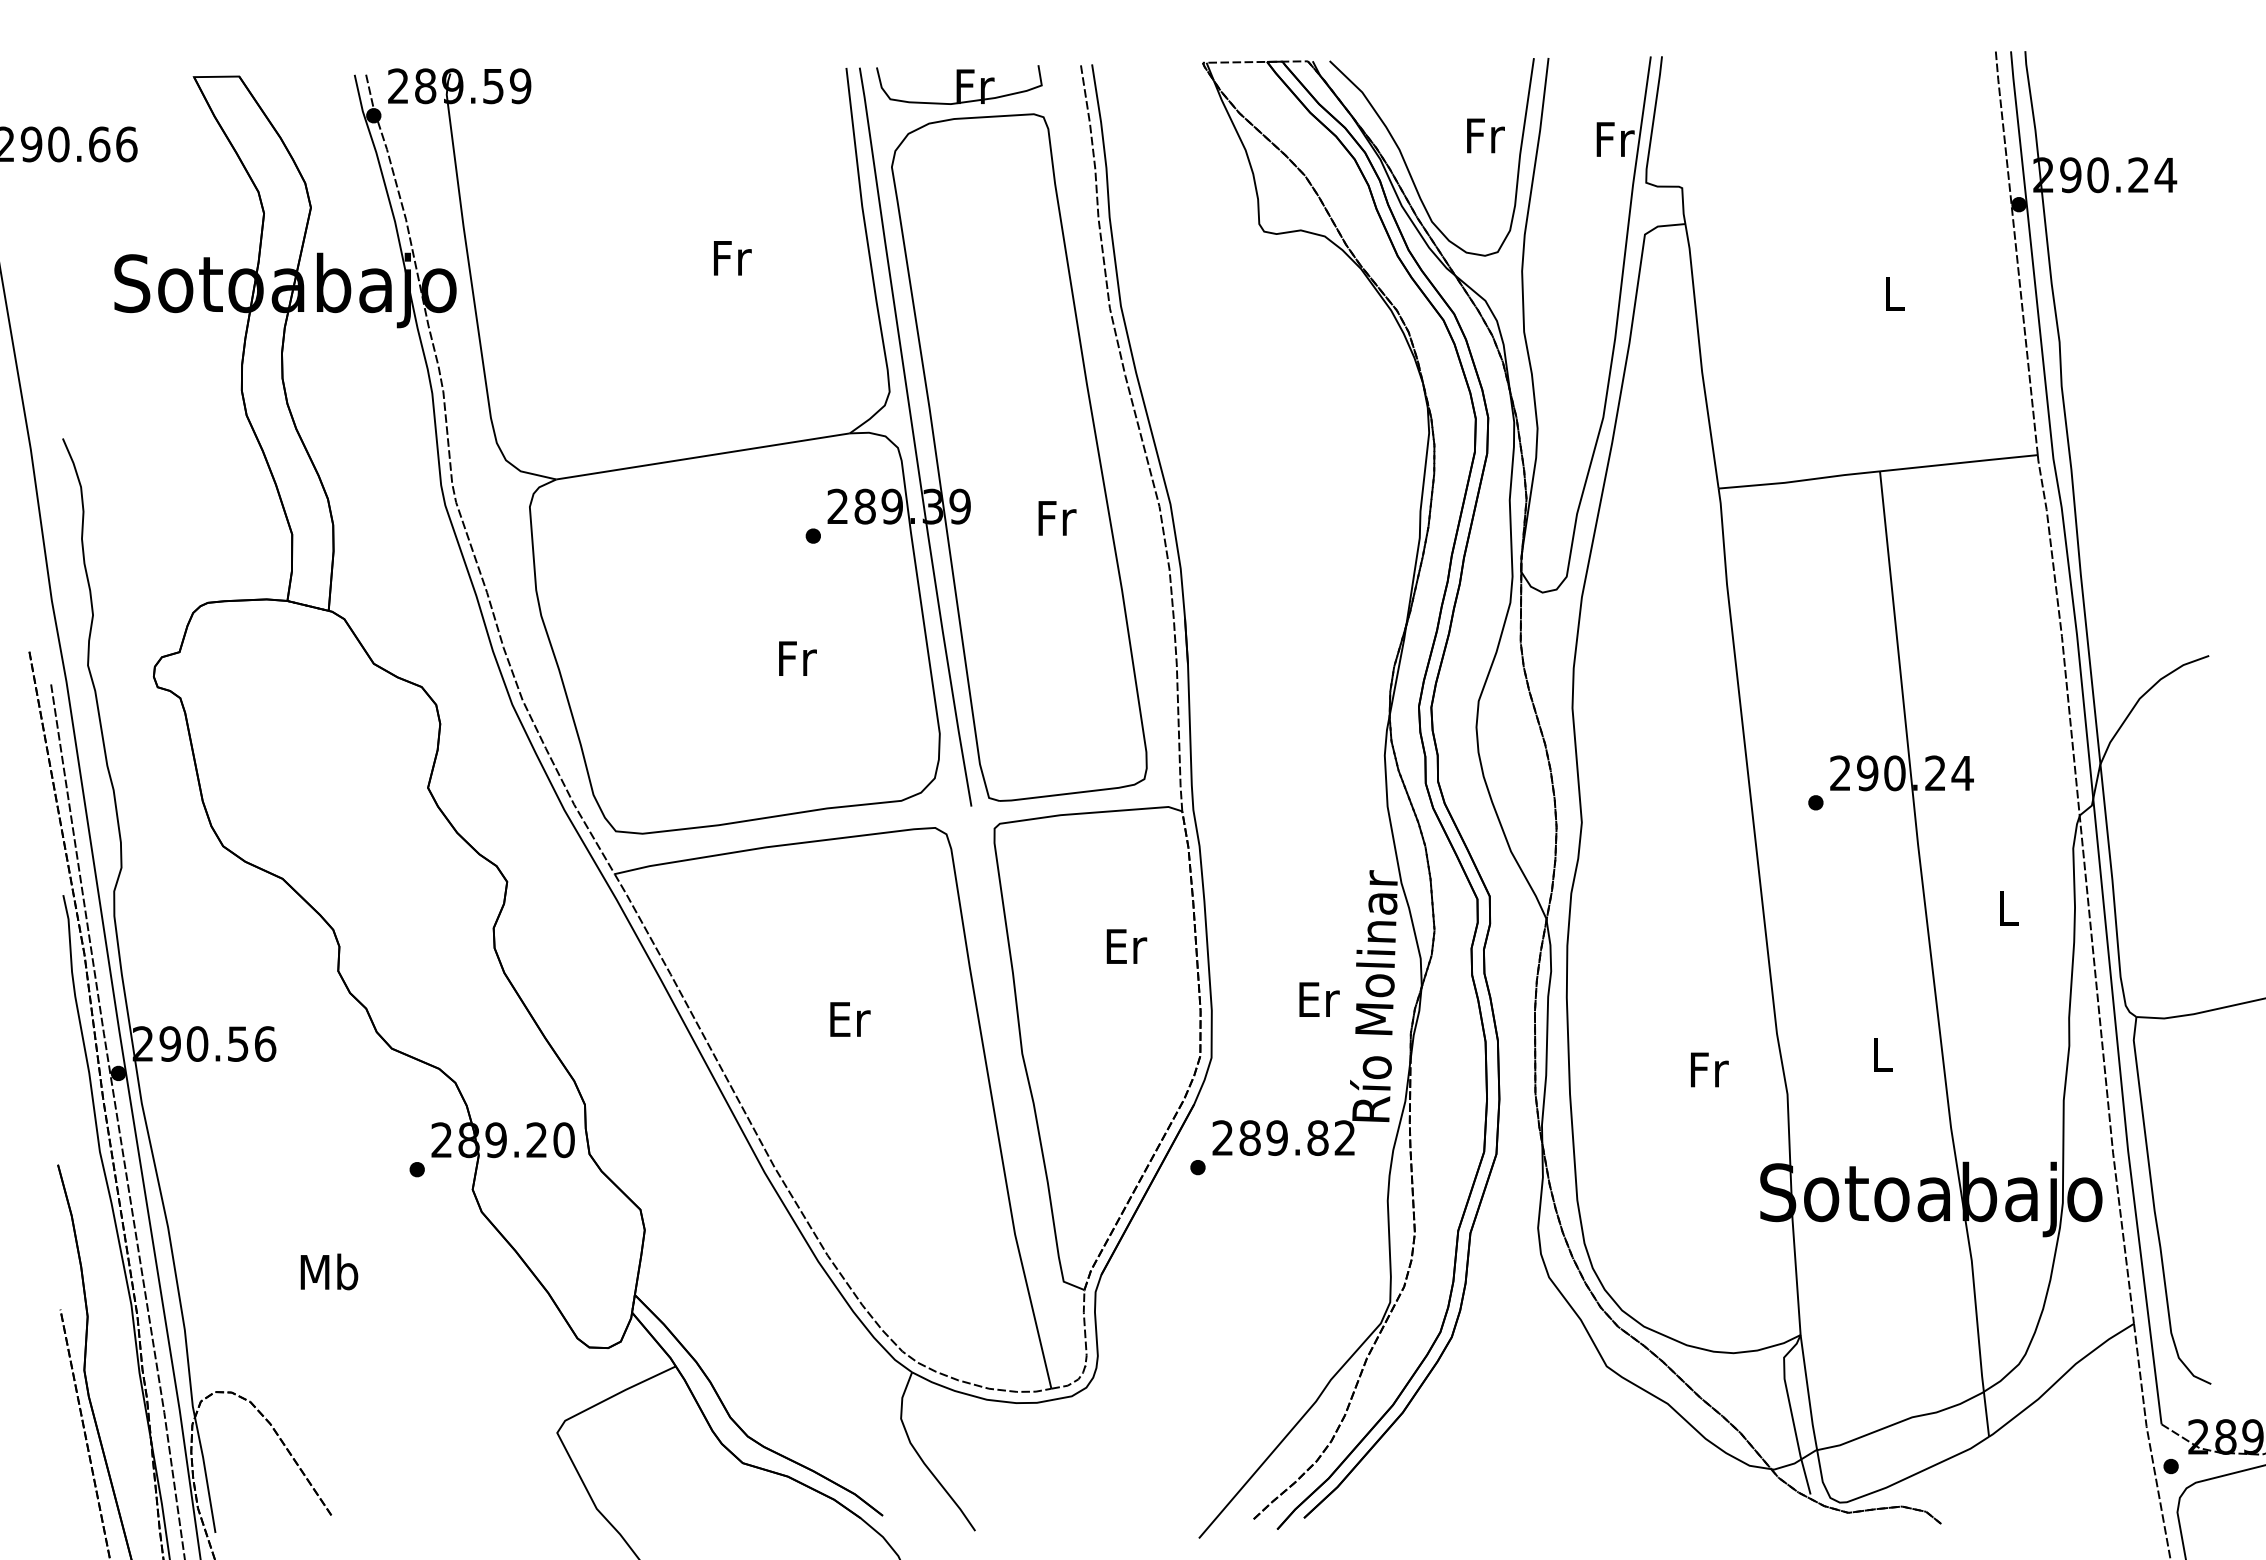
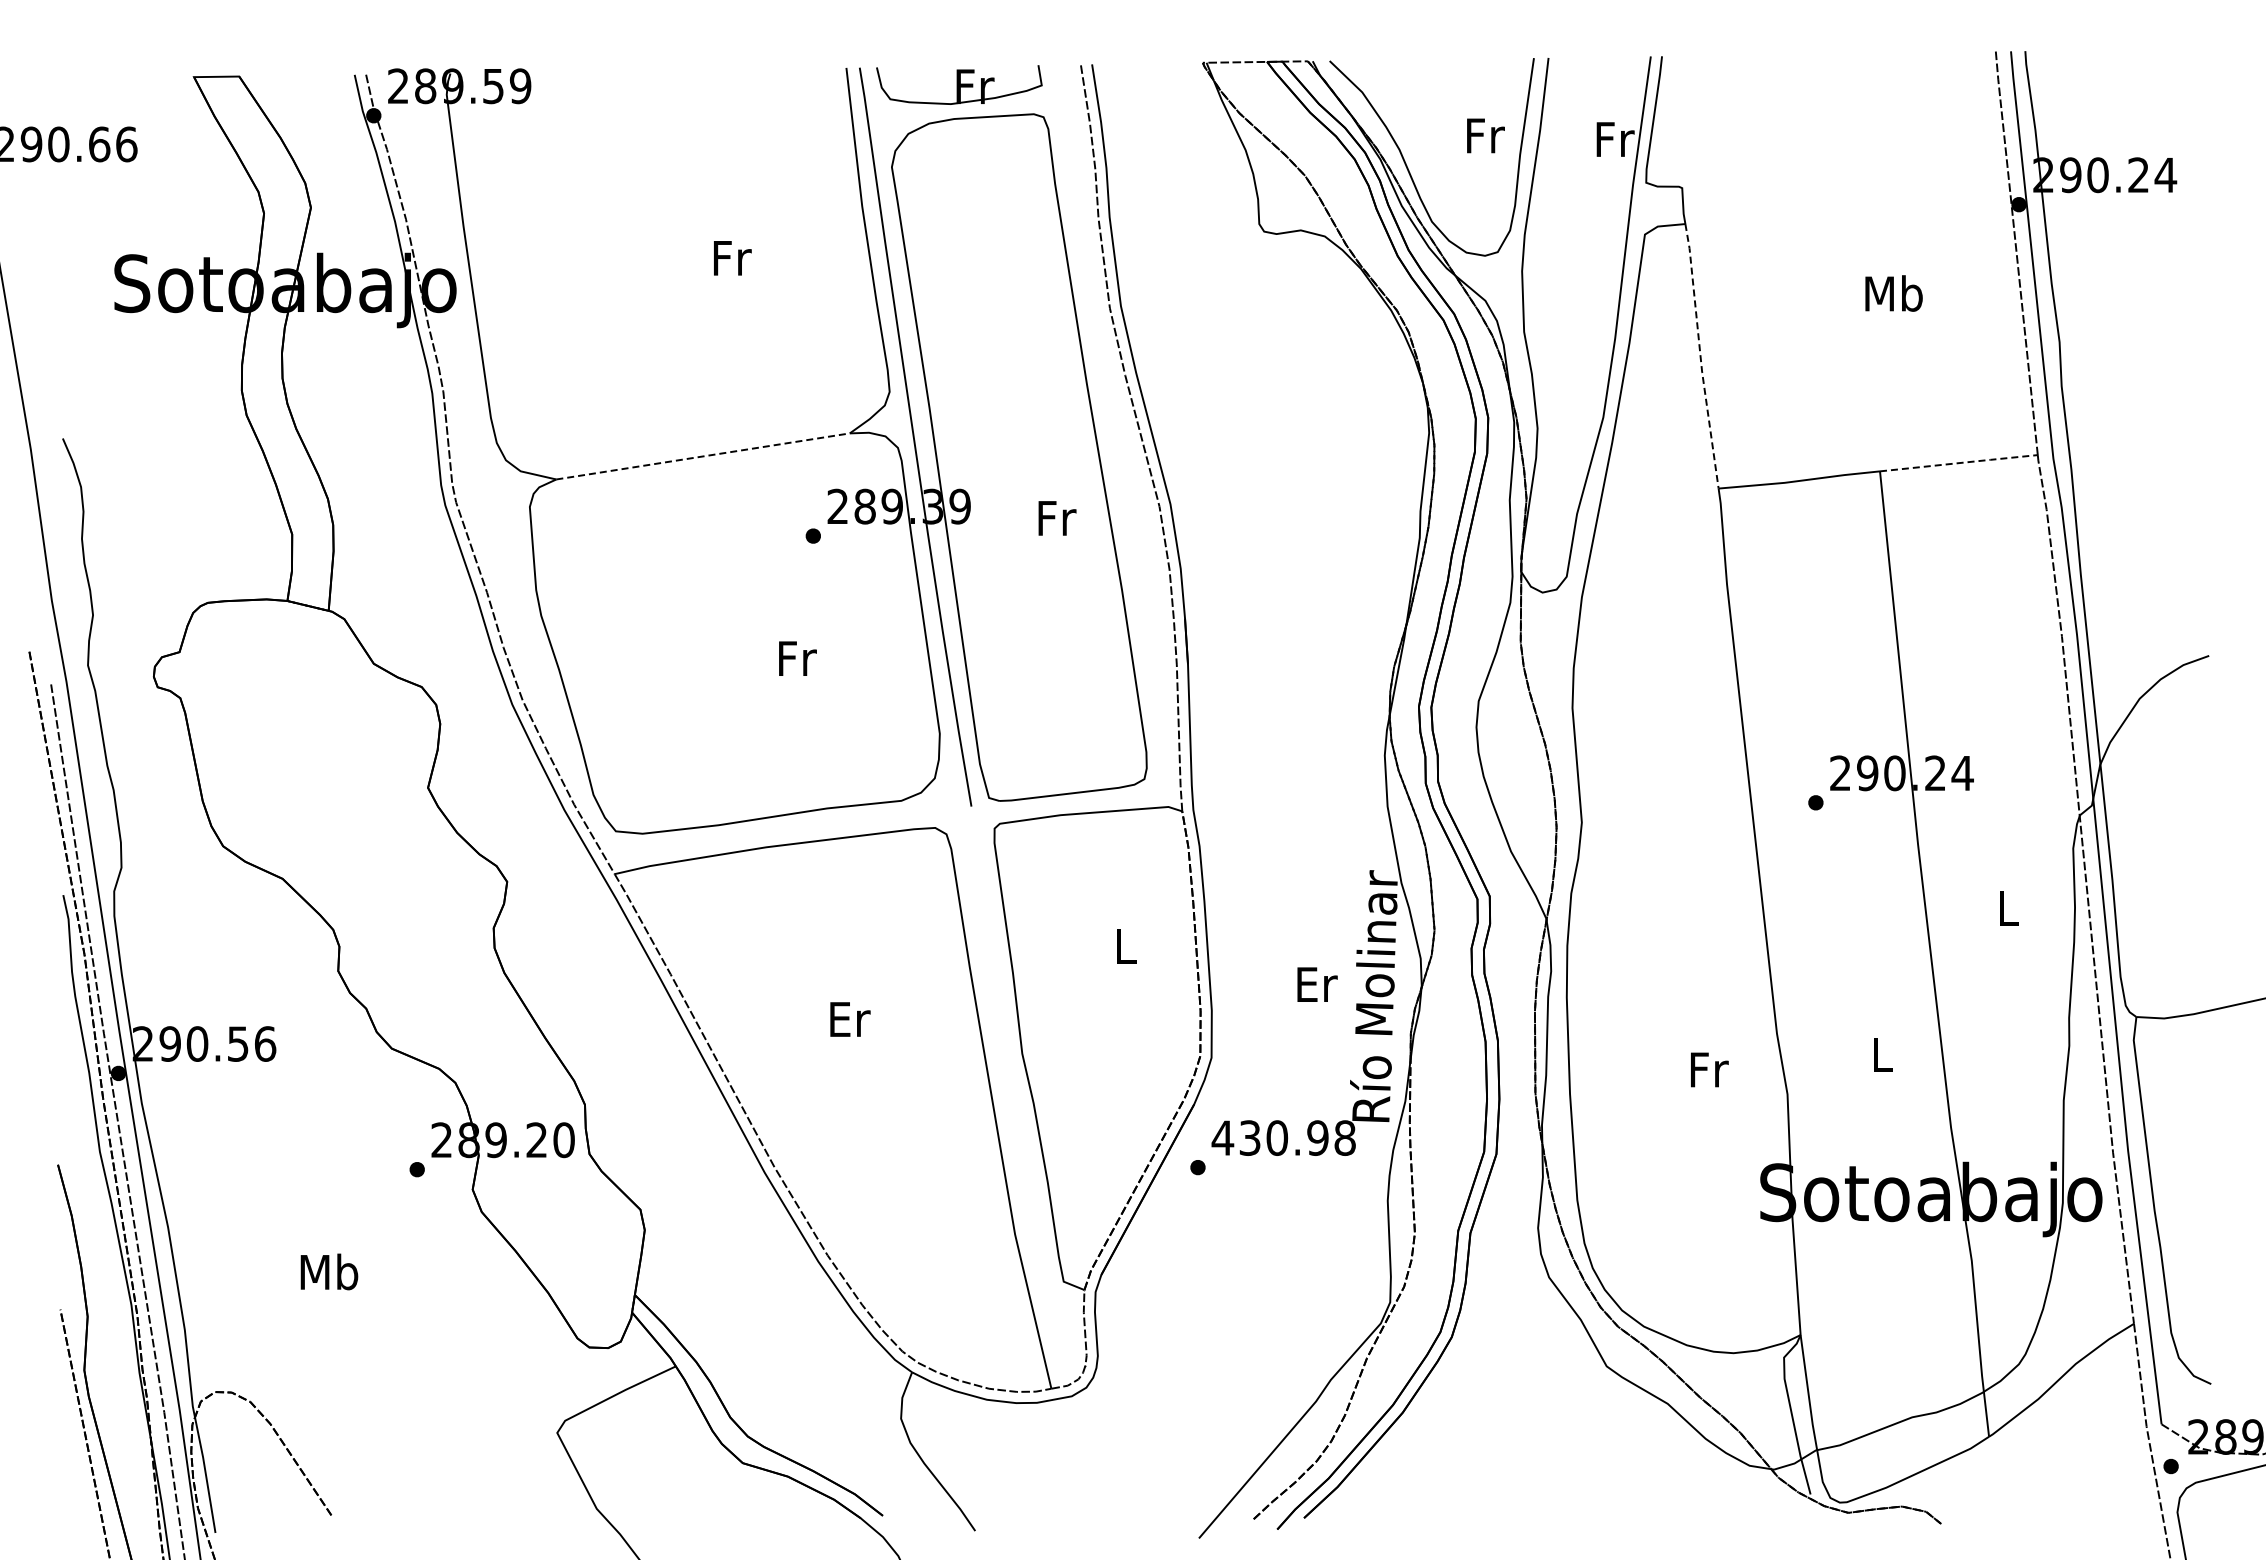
text: L -> Mb (1893, 293)
line: solid -> dashed (1700, 356)
line: solid -> dashed (703, 456)
line: solid -> dashed (1959, 463)
text: Er -> L (1126, 946)
text position: (1319, 999) -> (1317, 984) (1317, 984)
text: 289.82 -> 430.98 (1283, 1137)
